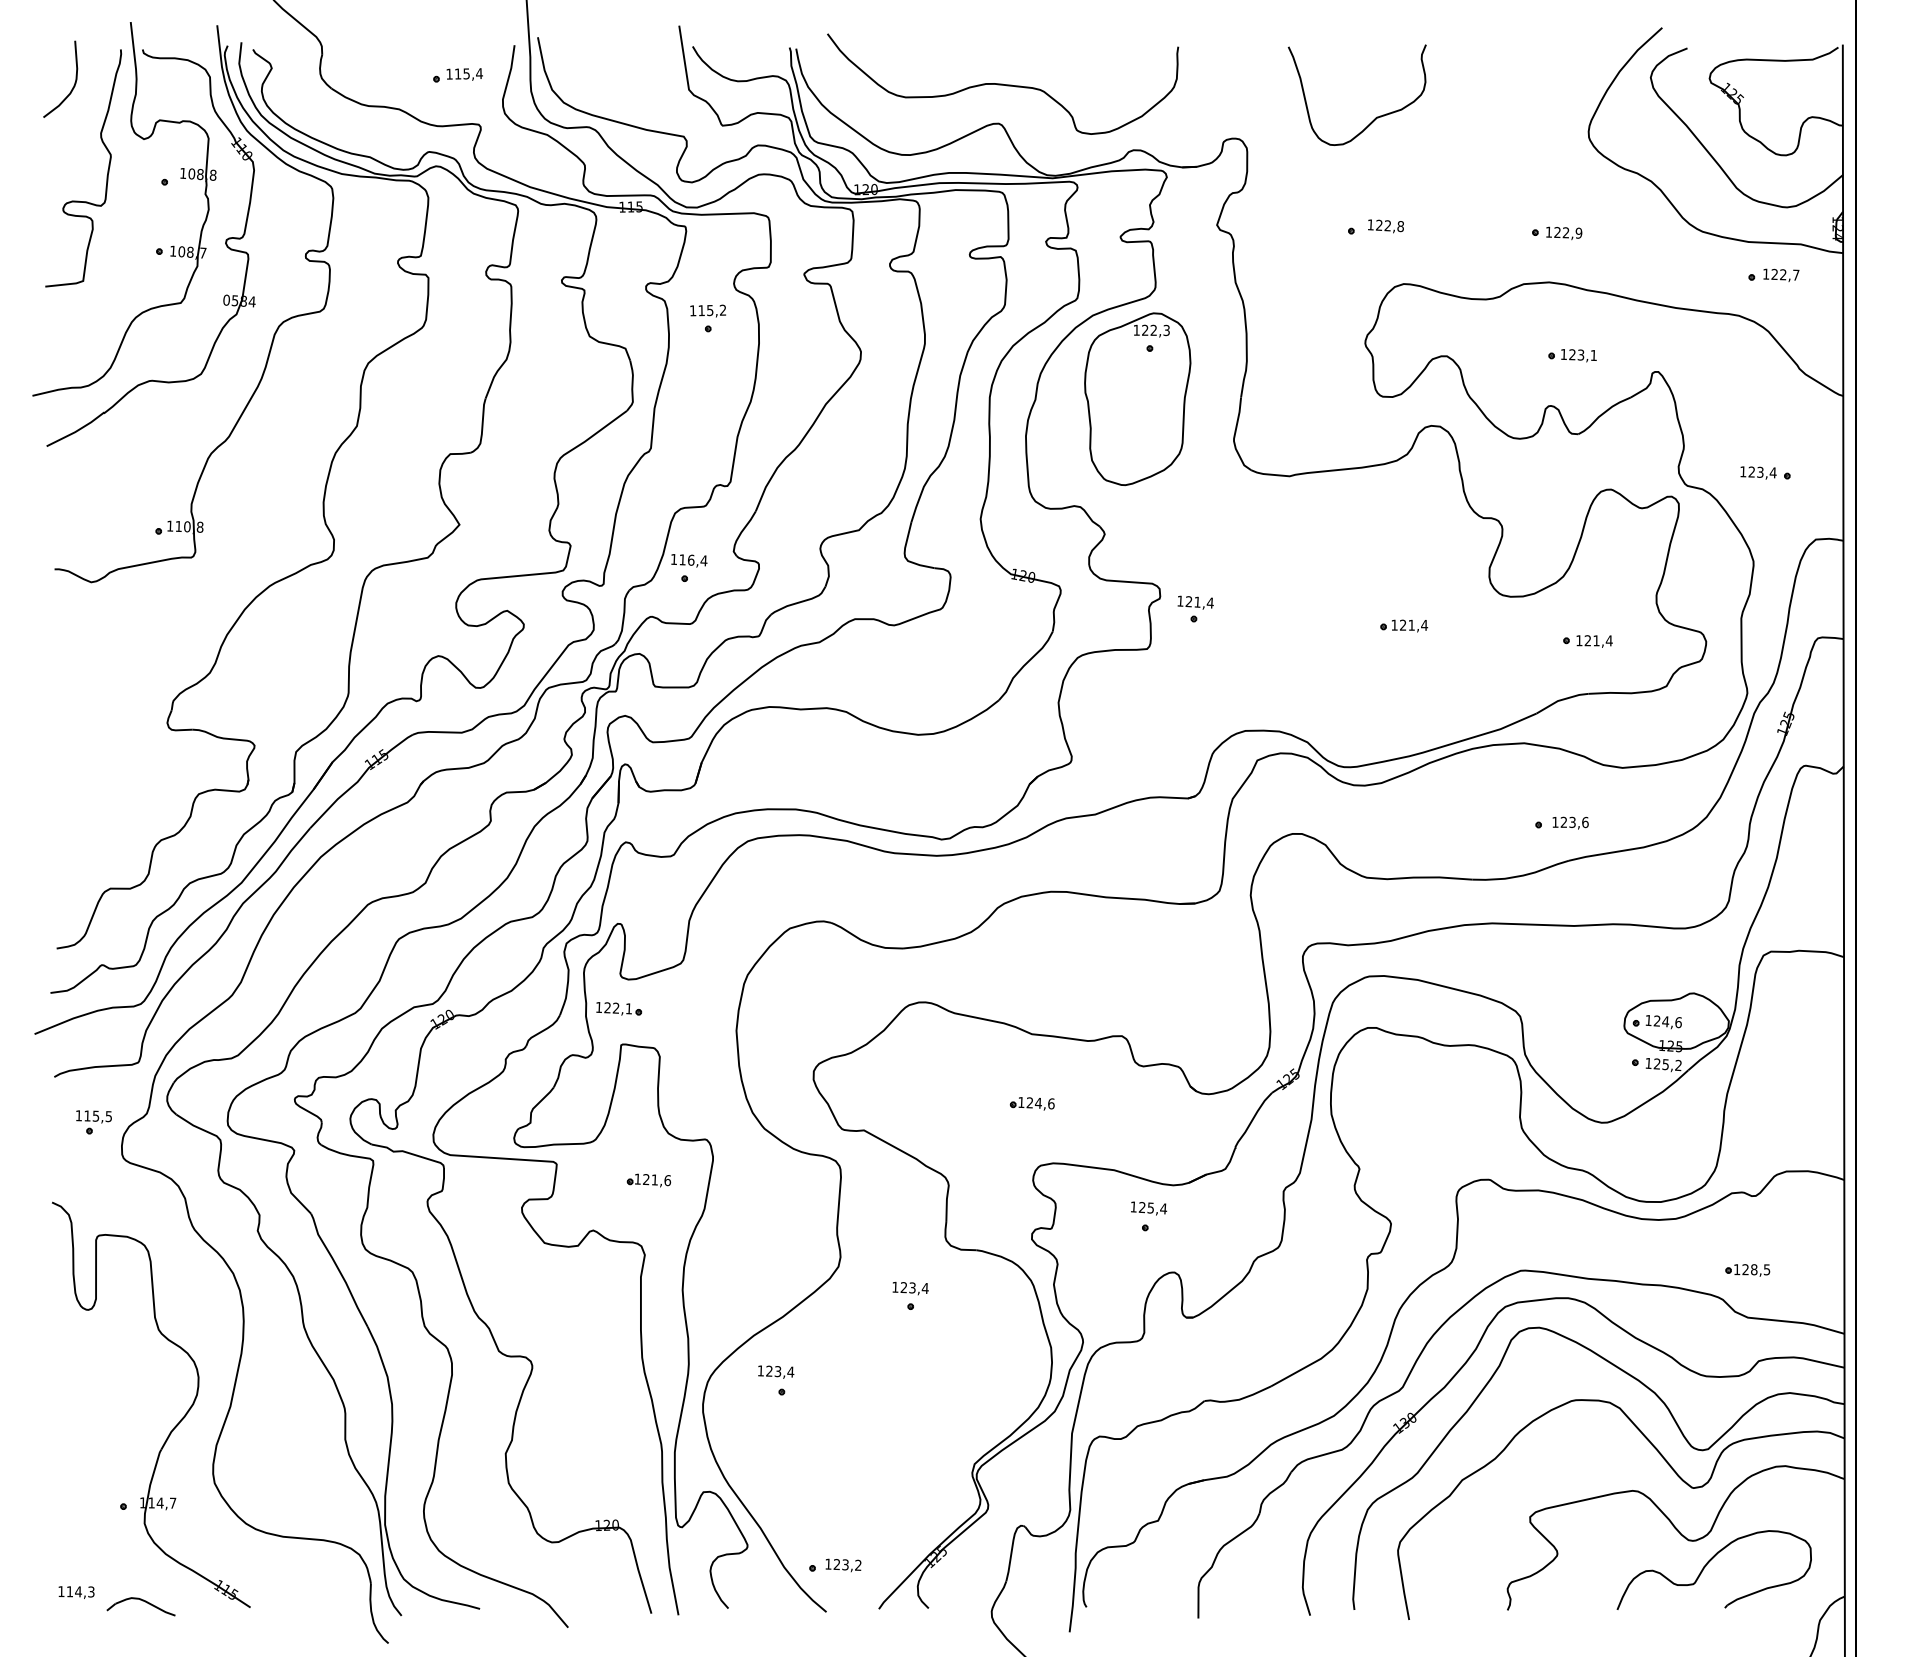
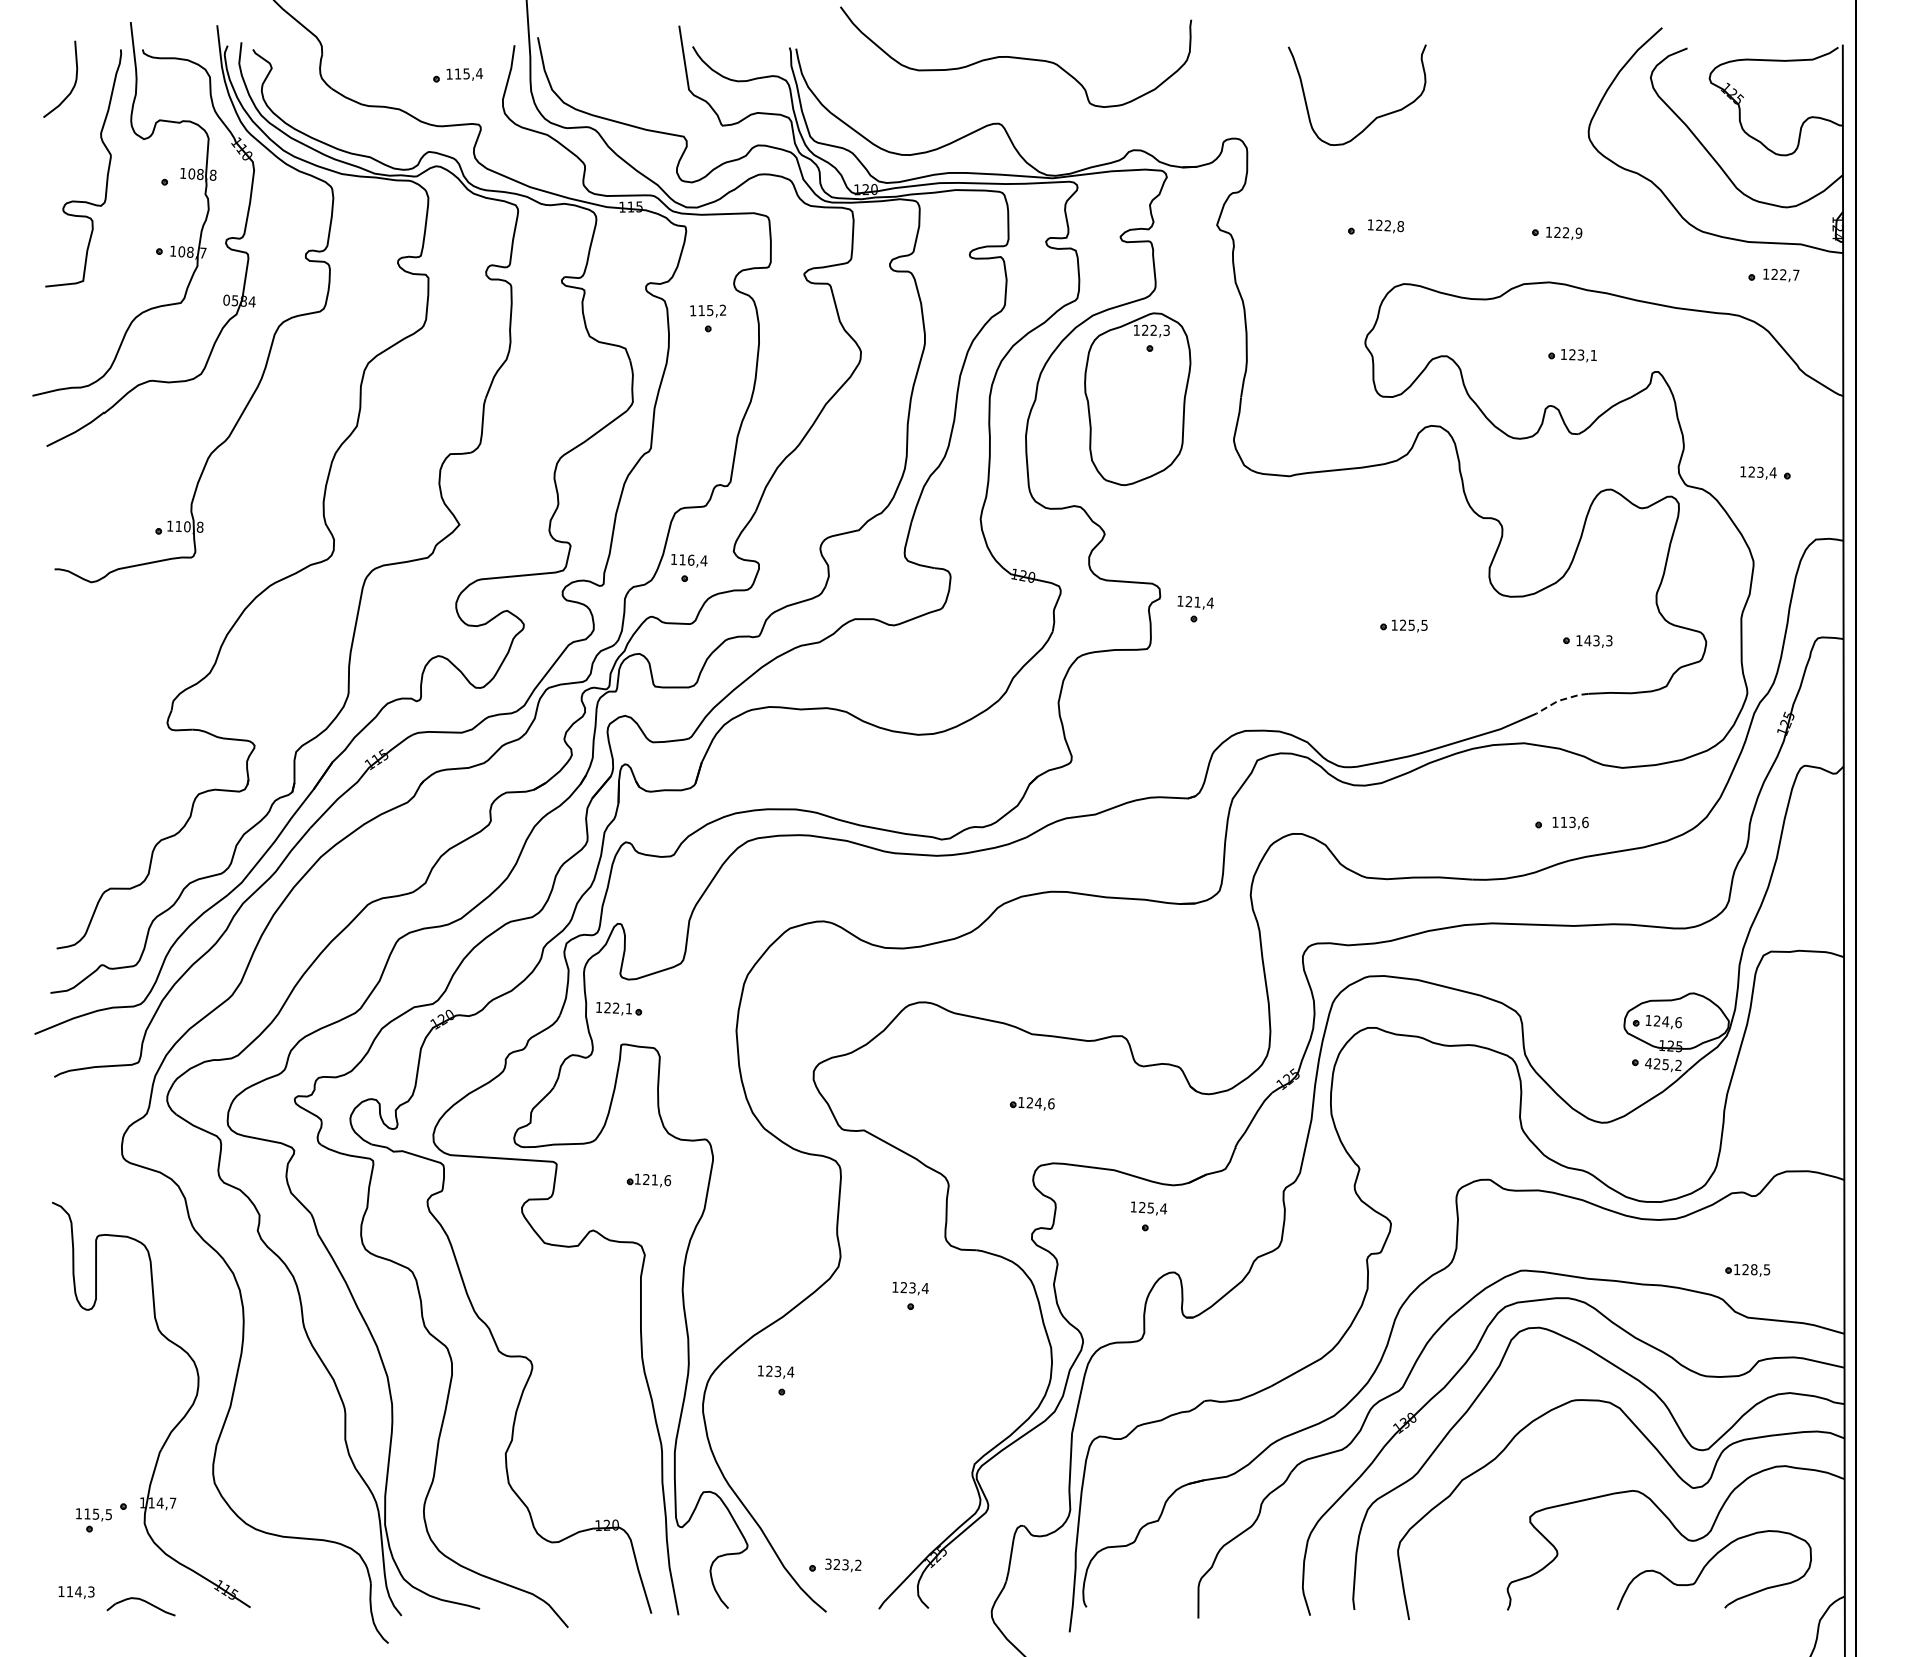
curve position: (1002, 83) -> (1015, 56) (1015, 56)
text: 121,4 -> 125,5 (1418, 624)
text: 121,4 -> 143,3 (1598, 640)
line: solid -> dashed (1561, 700)
text: 123,6 -> 113,6 (1563, 821)
text: 125,2 -> 425,2 (1648, 1063)
part position: (93, 1122) -> (93, 1520) (93, 1520)
text: 123,2 -> 323,2 (828, 1563)
